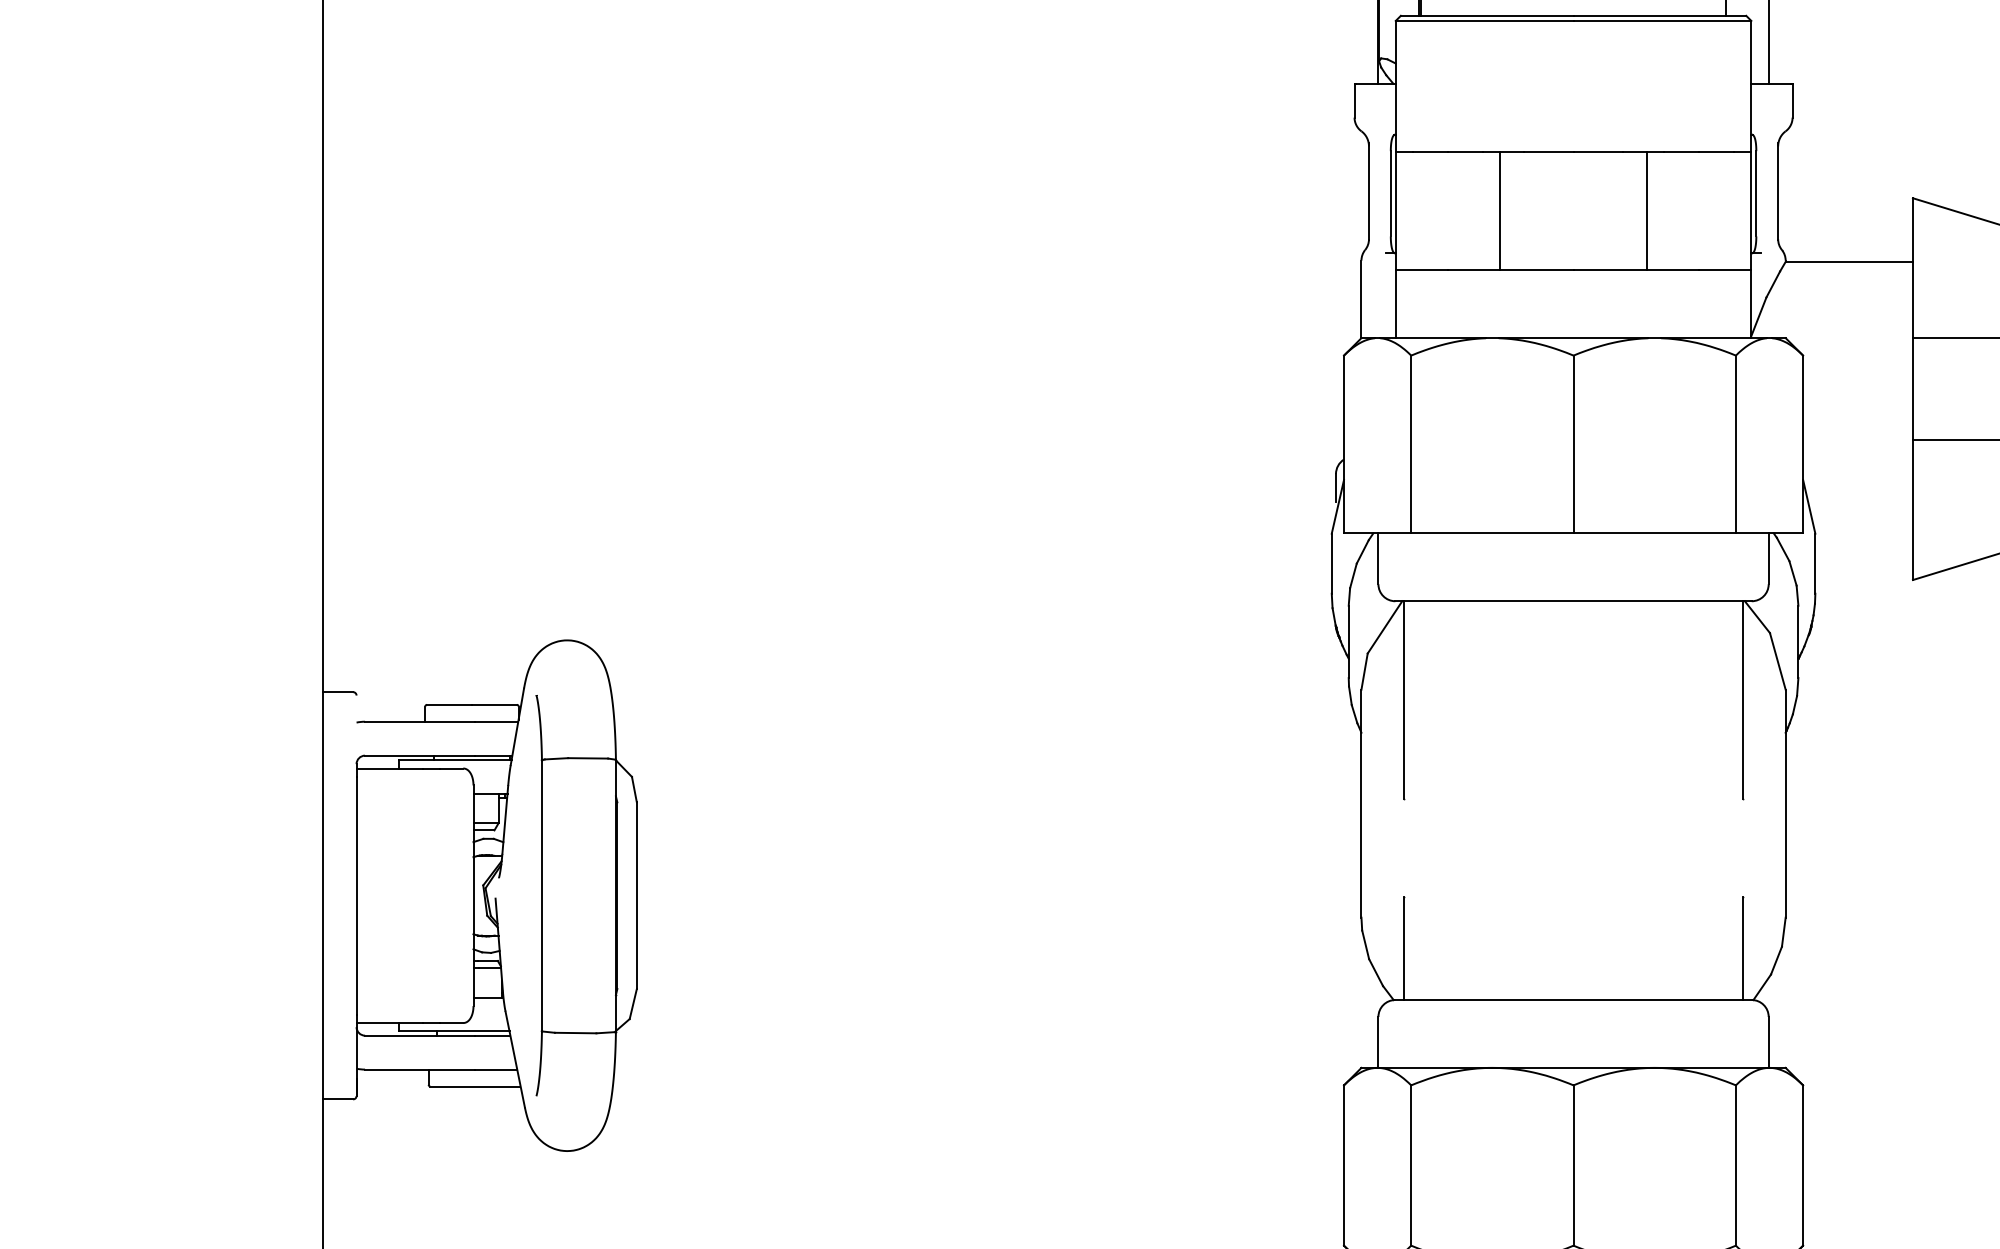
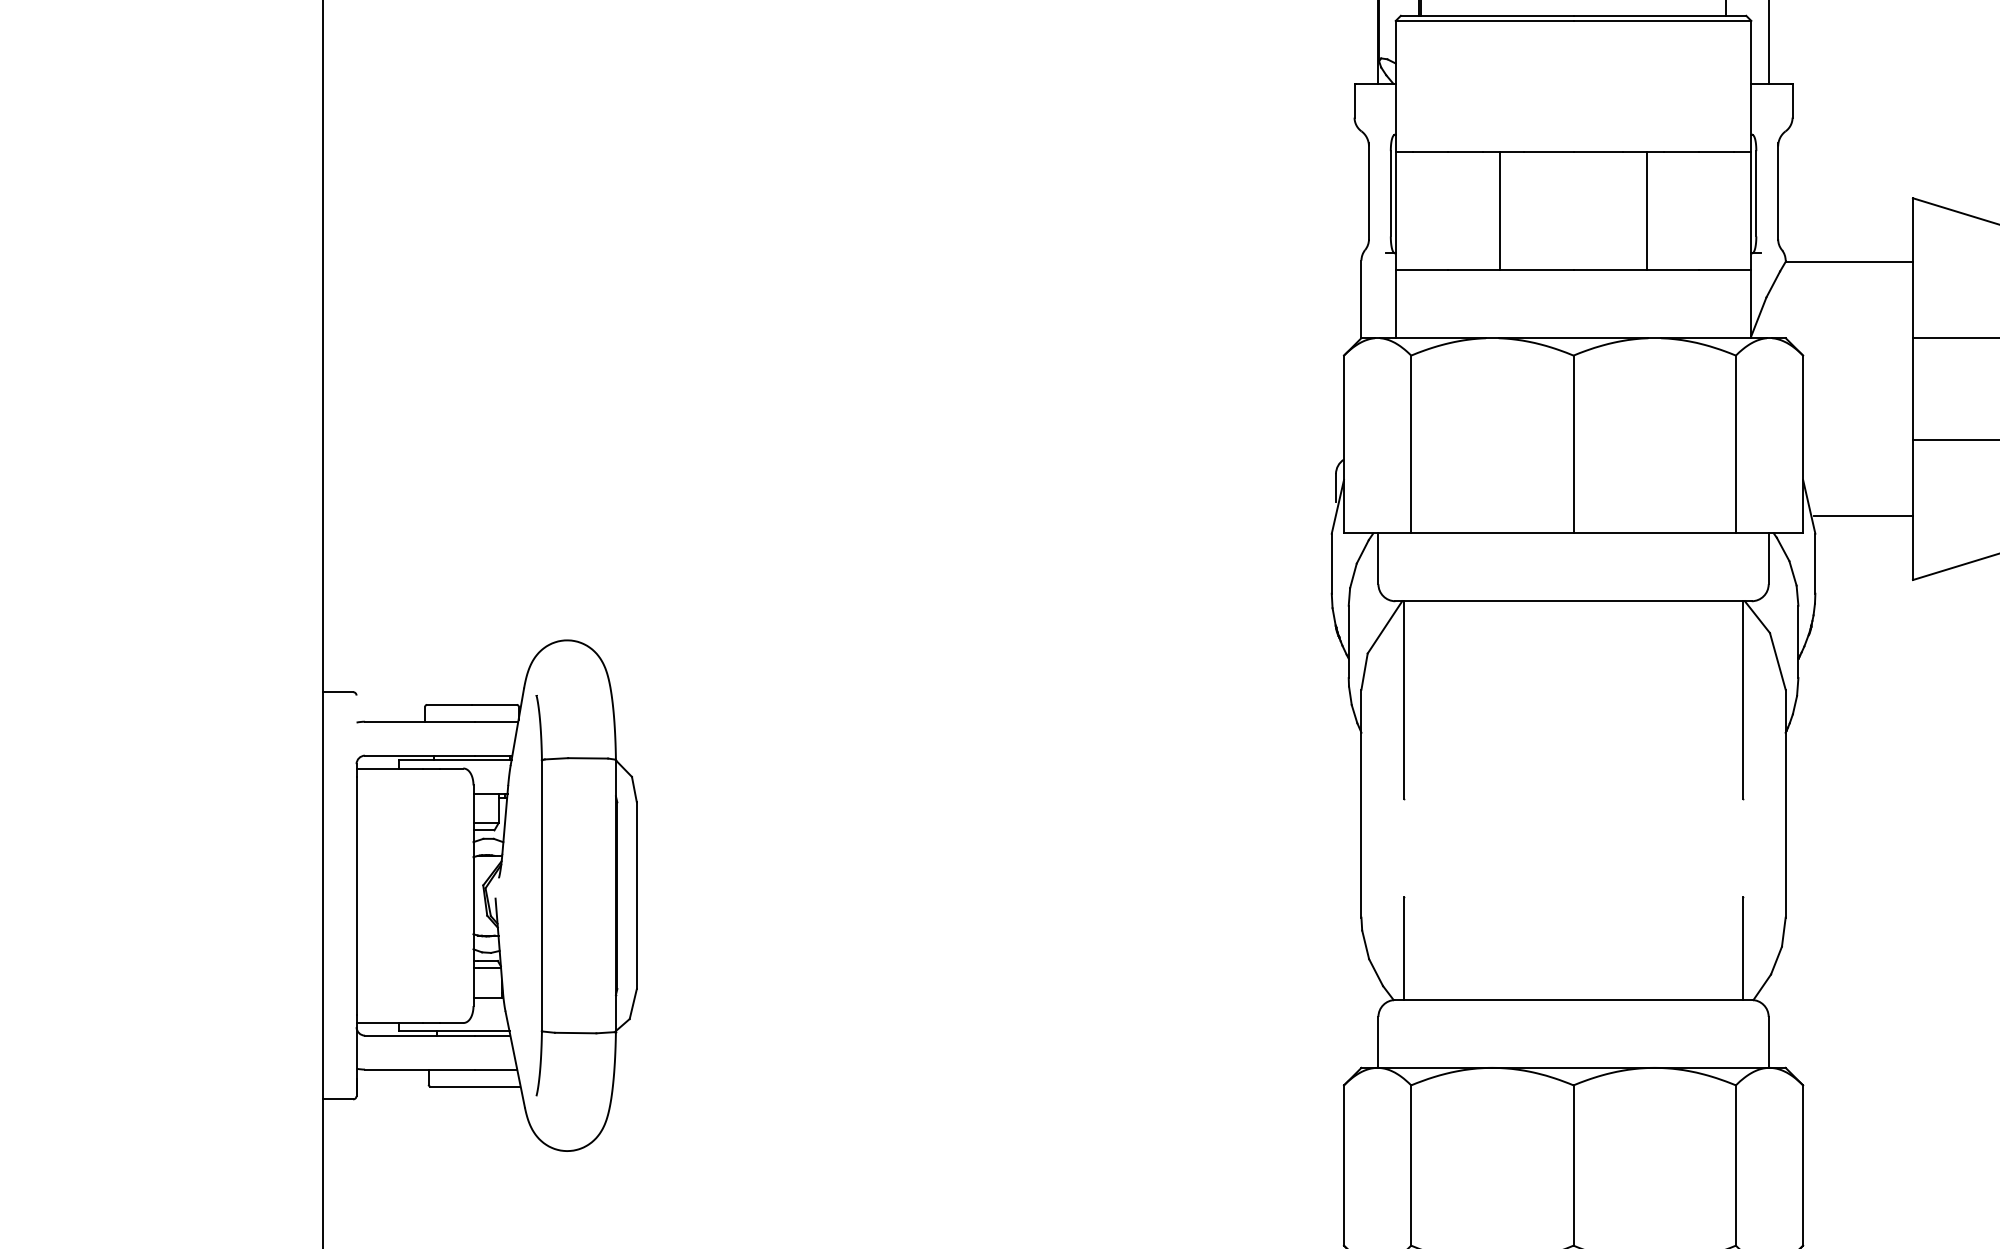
line: none -> present (1863, 516)
